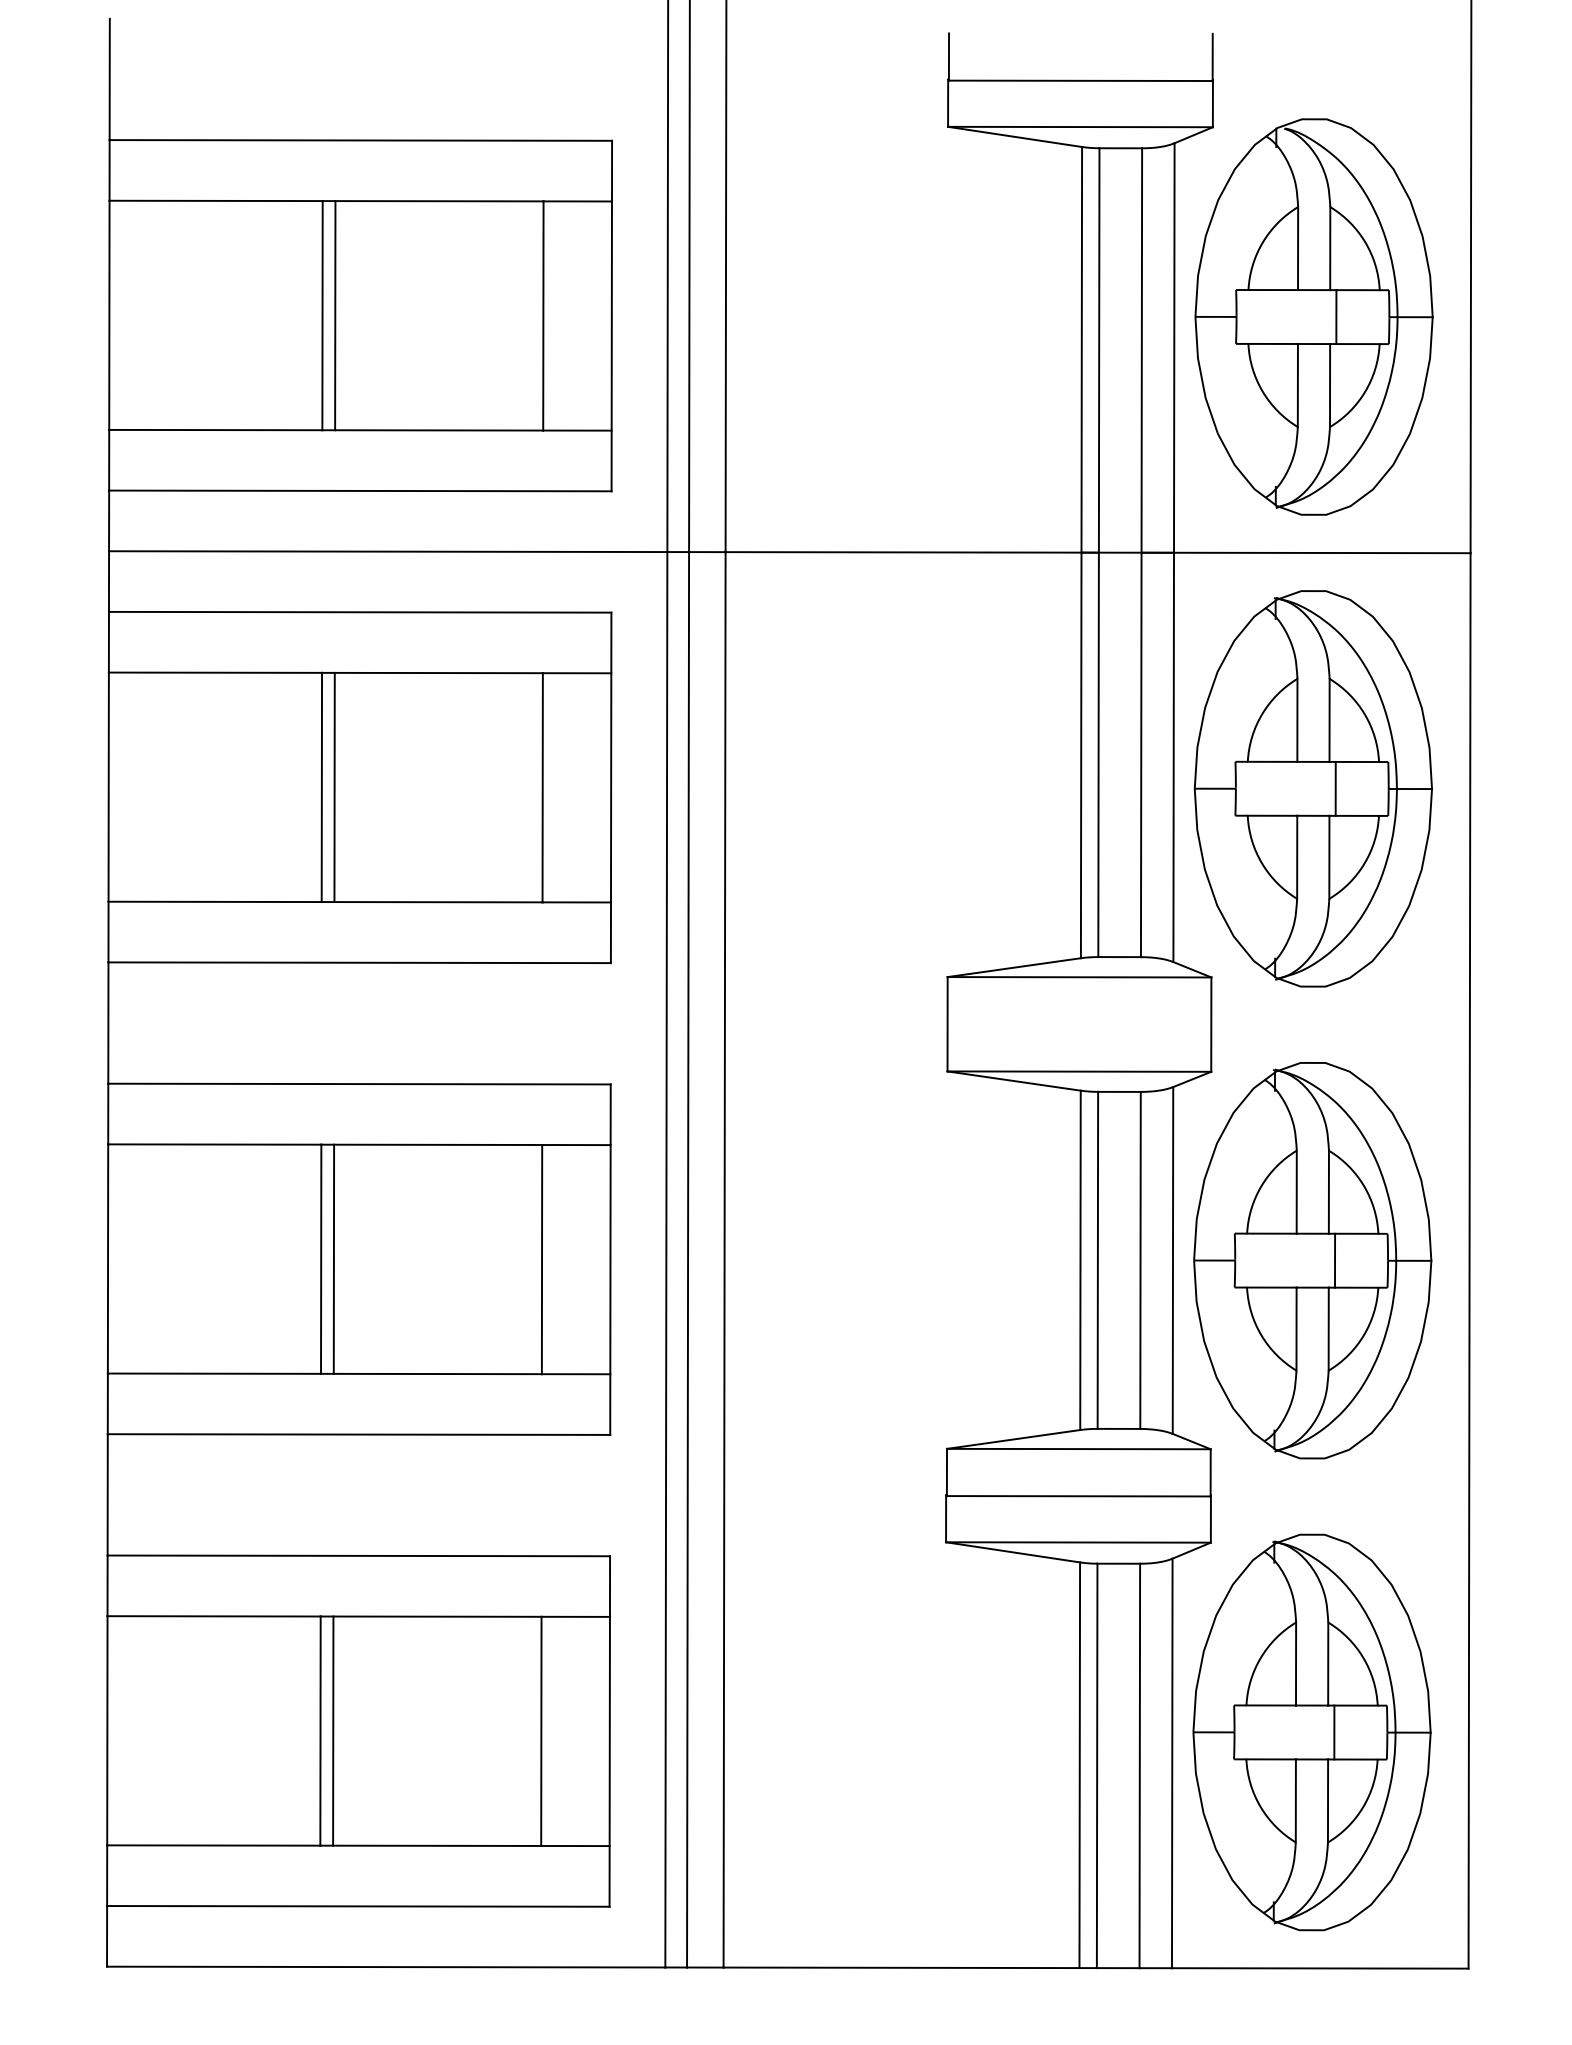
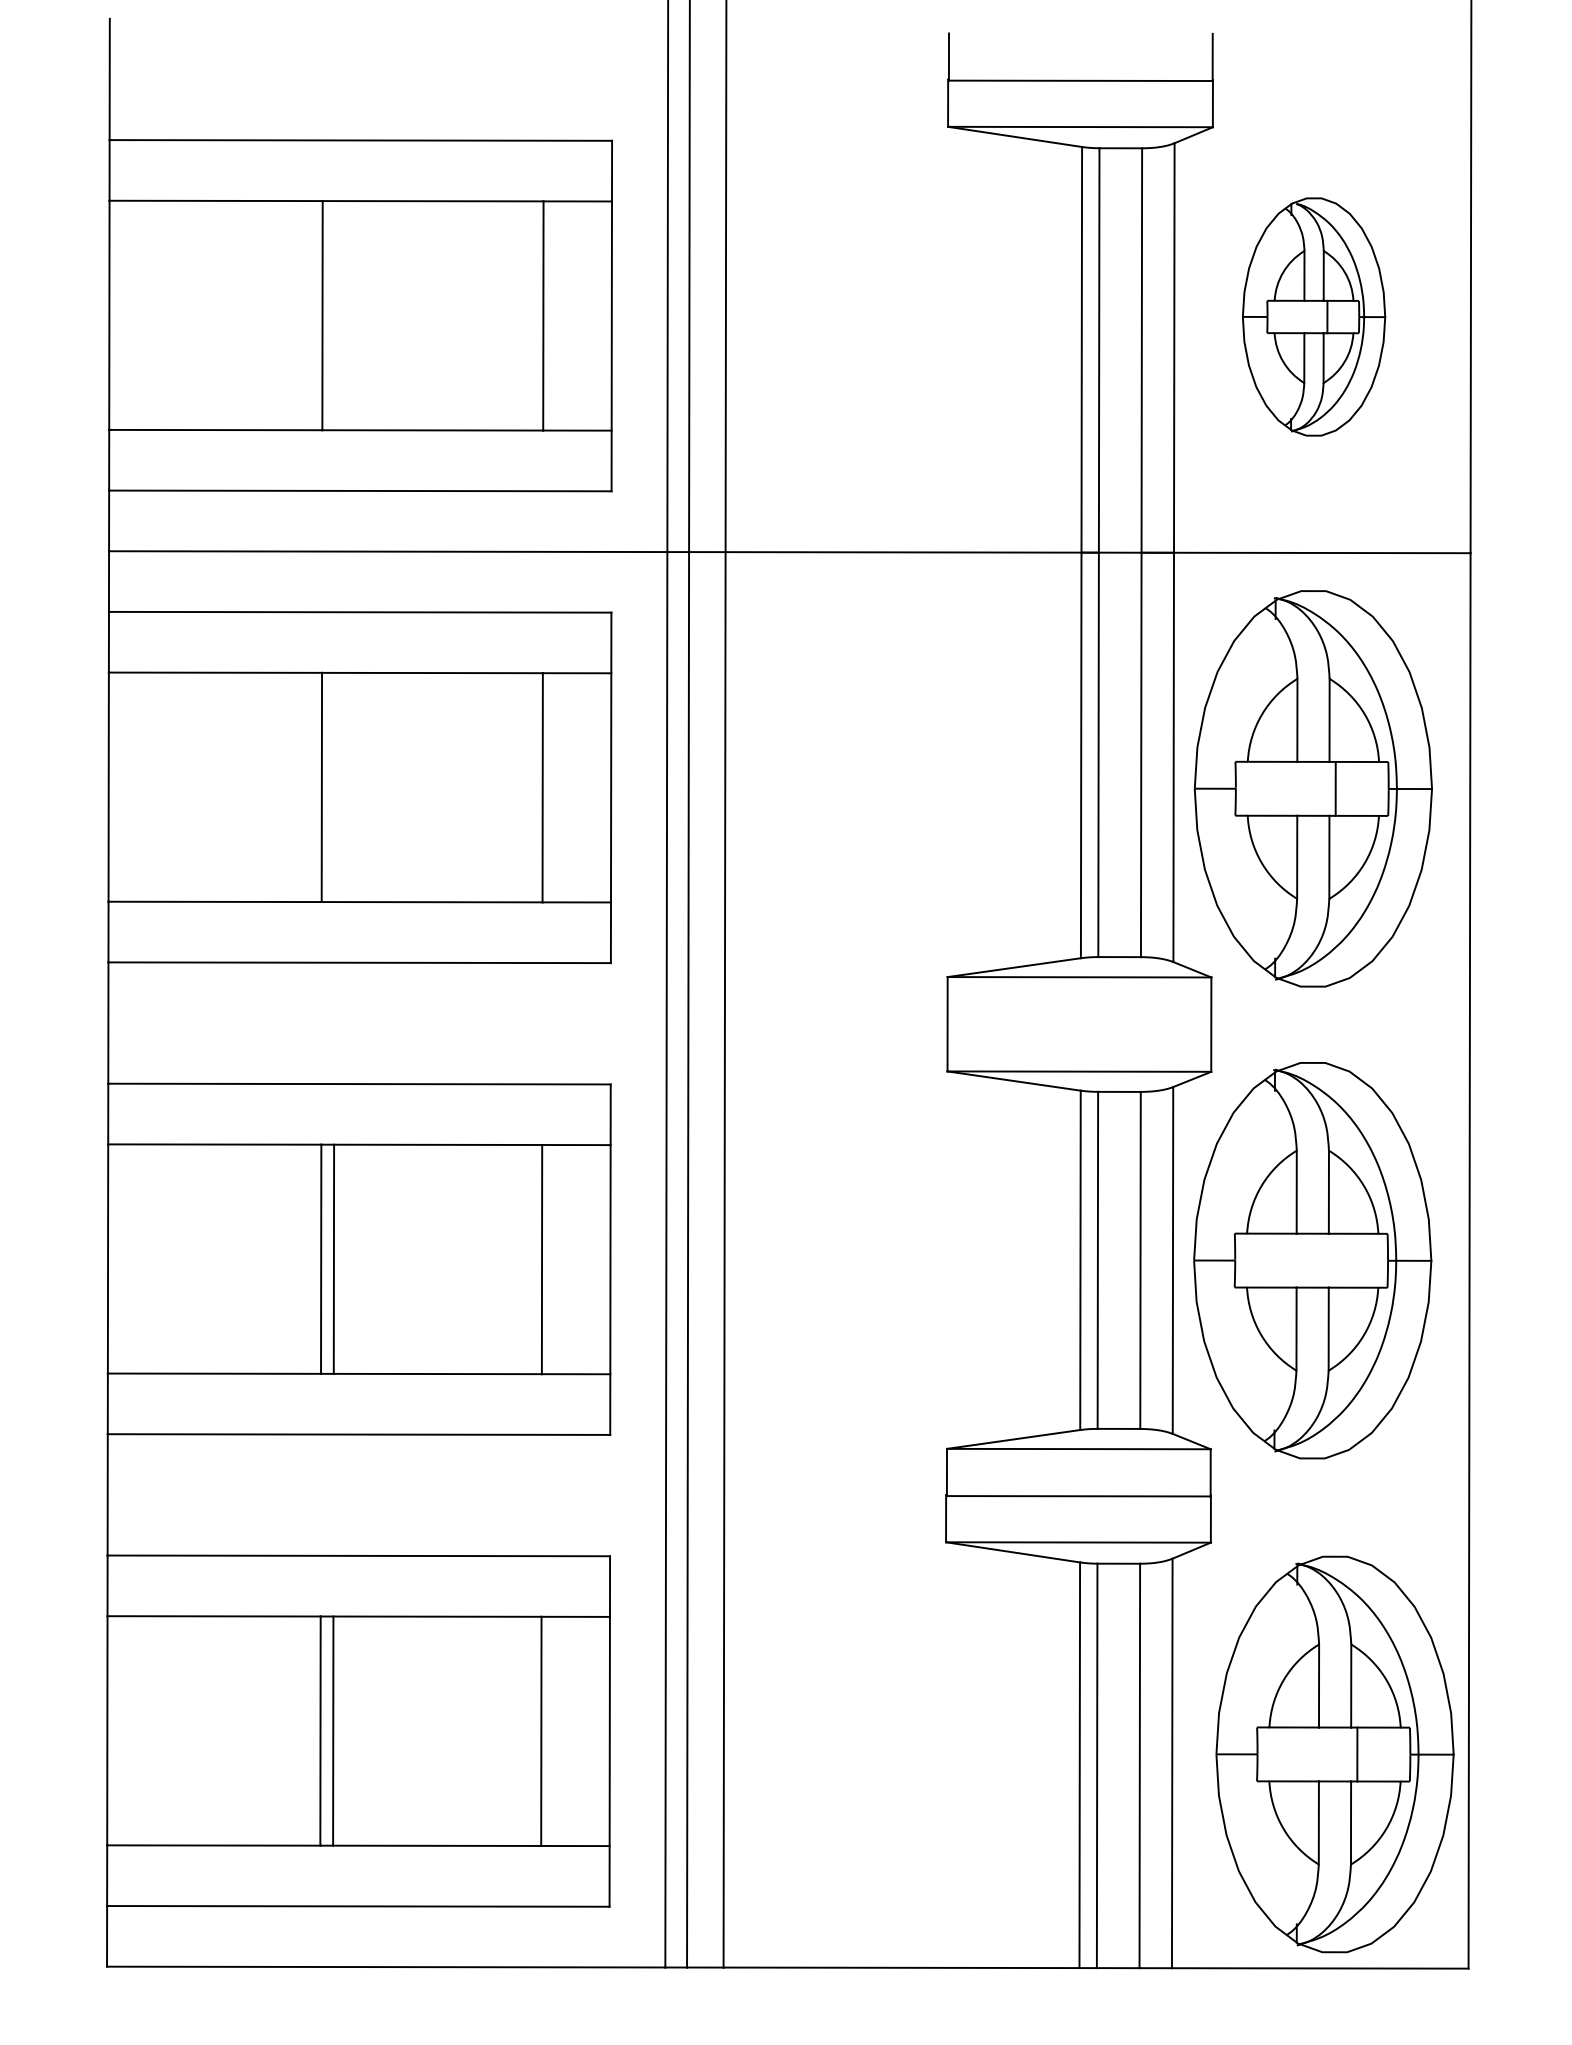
line: present -> none (335, 315)
part size: 240x398 px -> 145x240 px (1314, 316)
line: present -> none (334, 787)
line: present -> none (1335, 1260)
part position: (1311, 1732) -> (1334, 1754) (1334, 1754)
